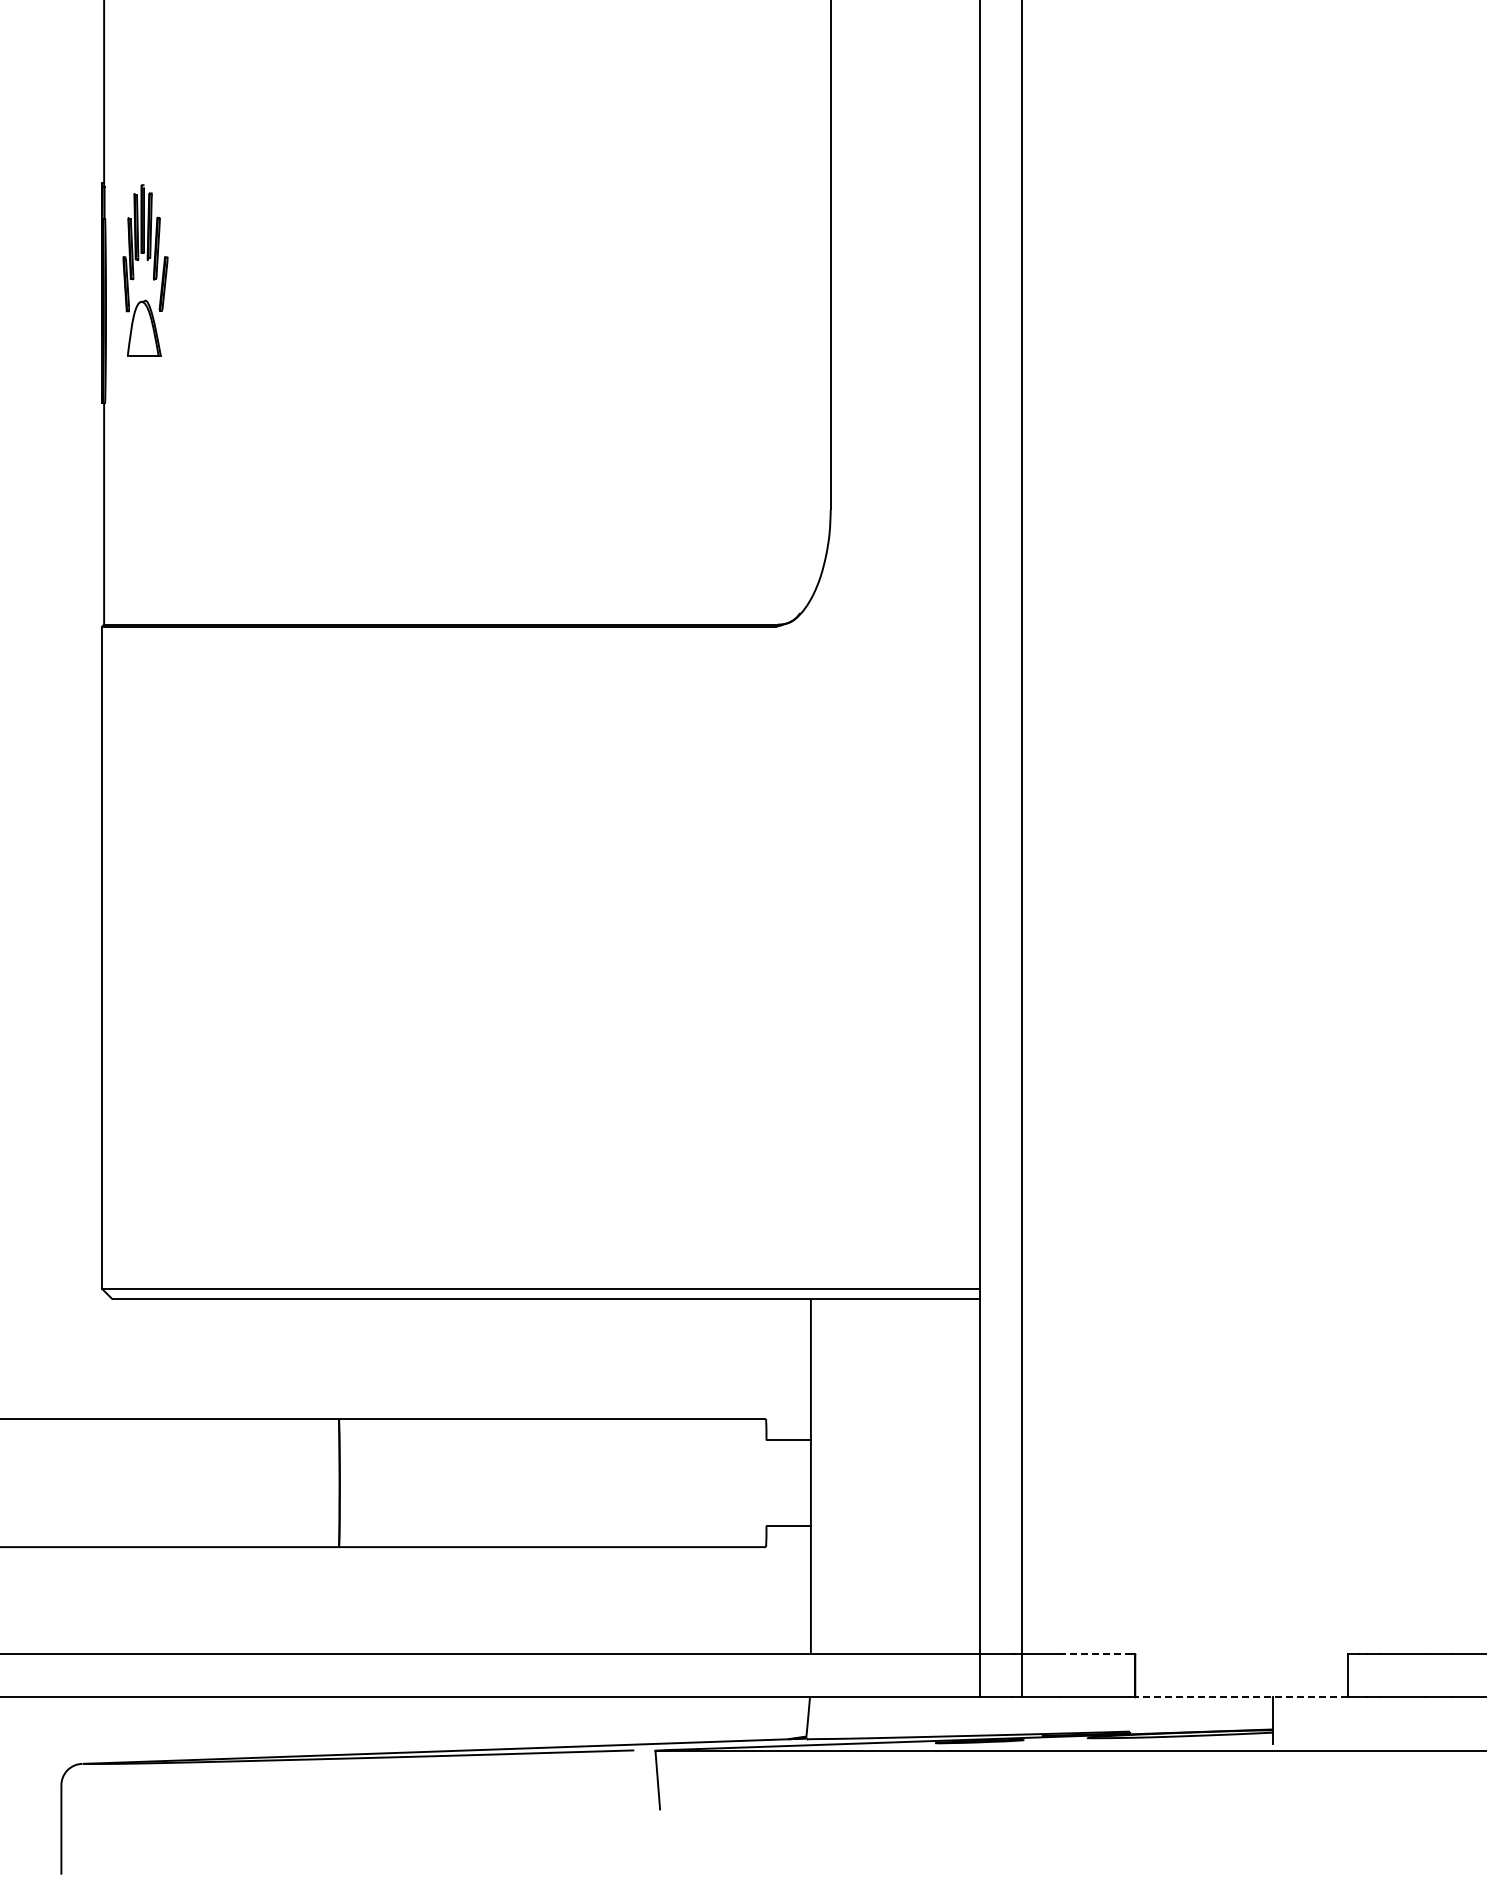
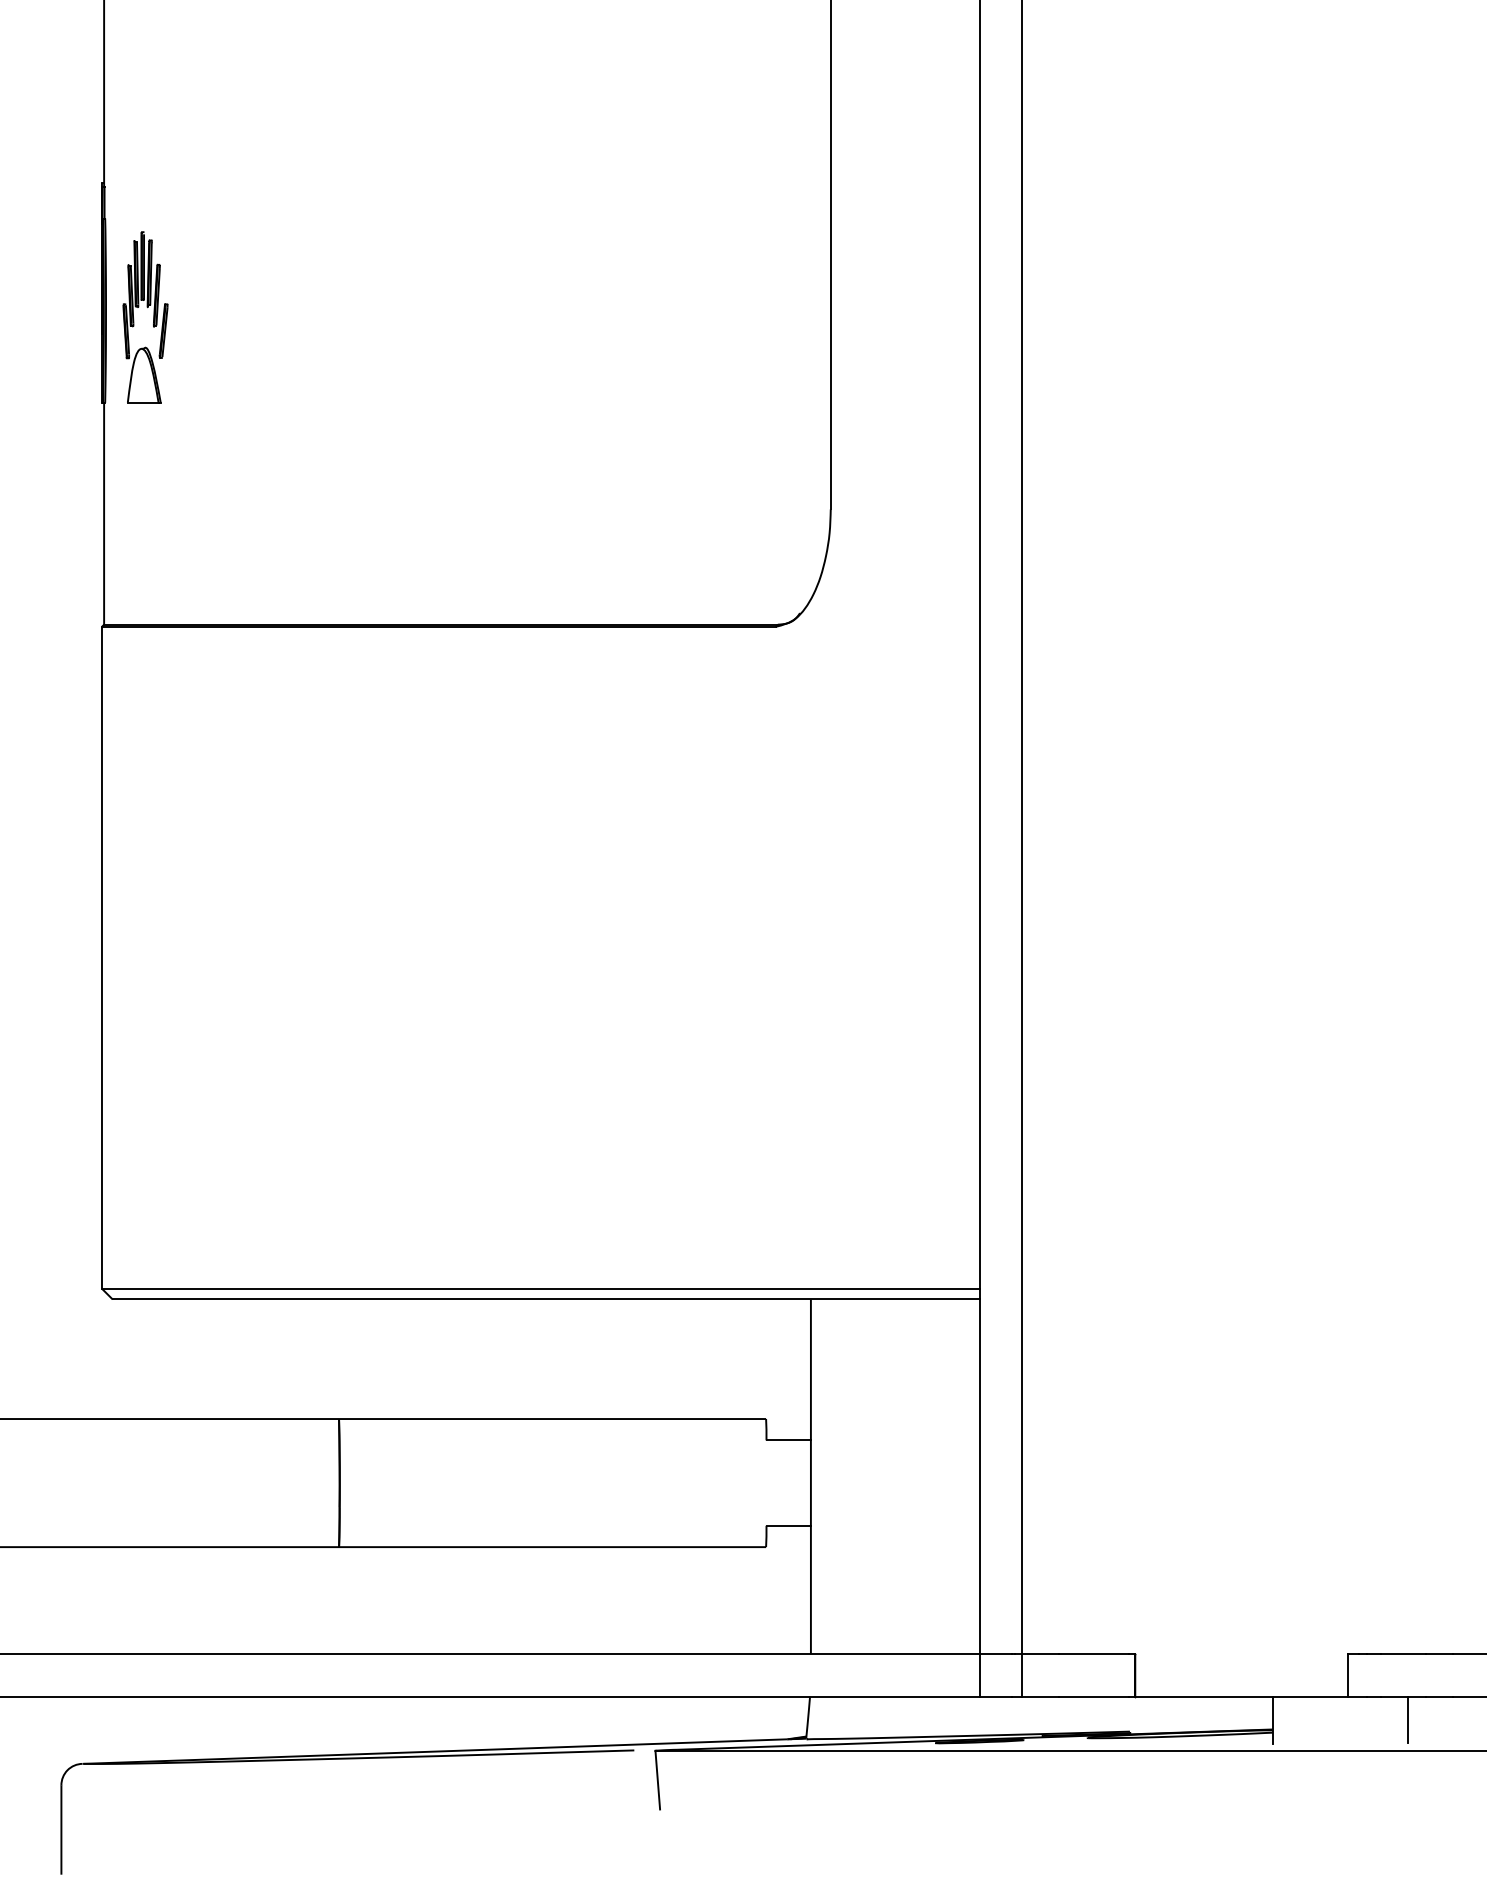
part position: (153, 270) -> (153, 317) (153, 317)
line: dashed -> solid (1094, 1653)
line: dashed -> solid (1241, 1696)
line: none -> present (1407, 1719)
